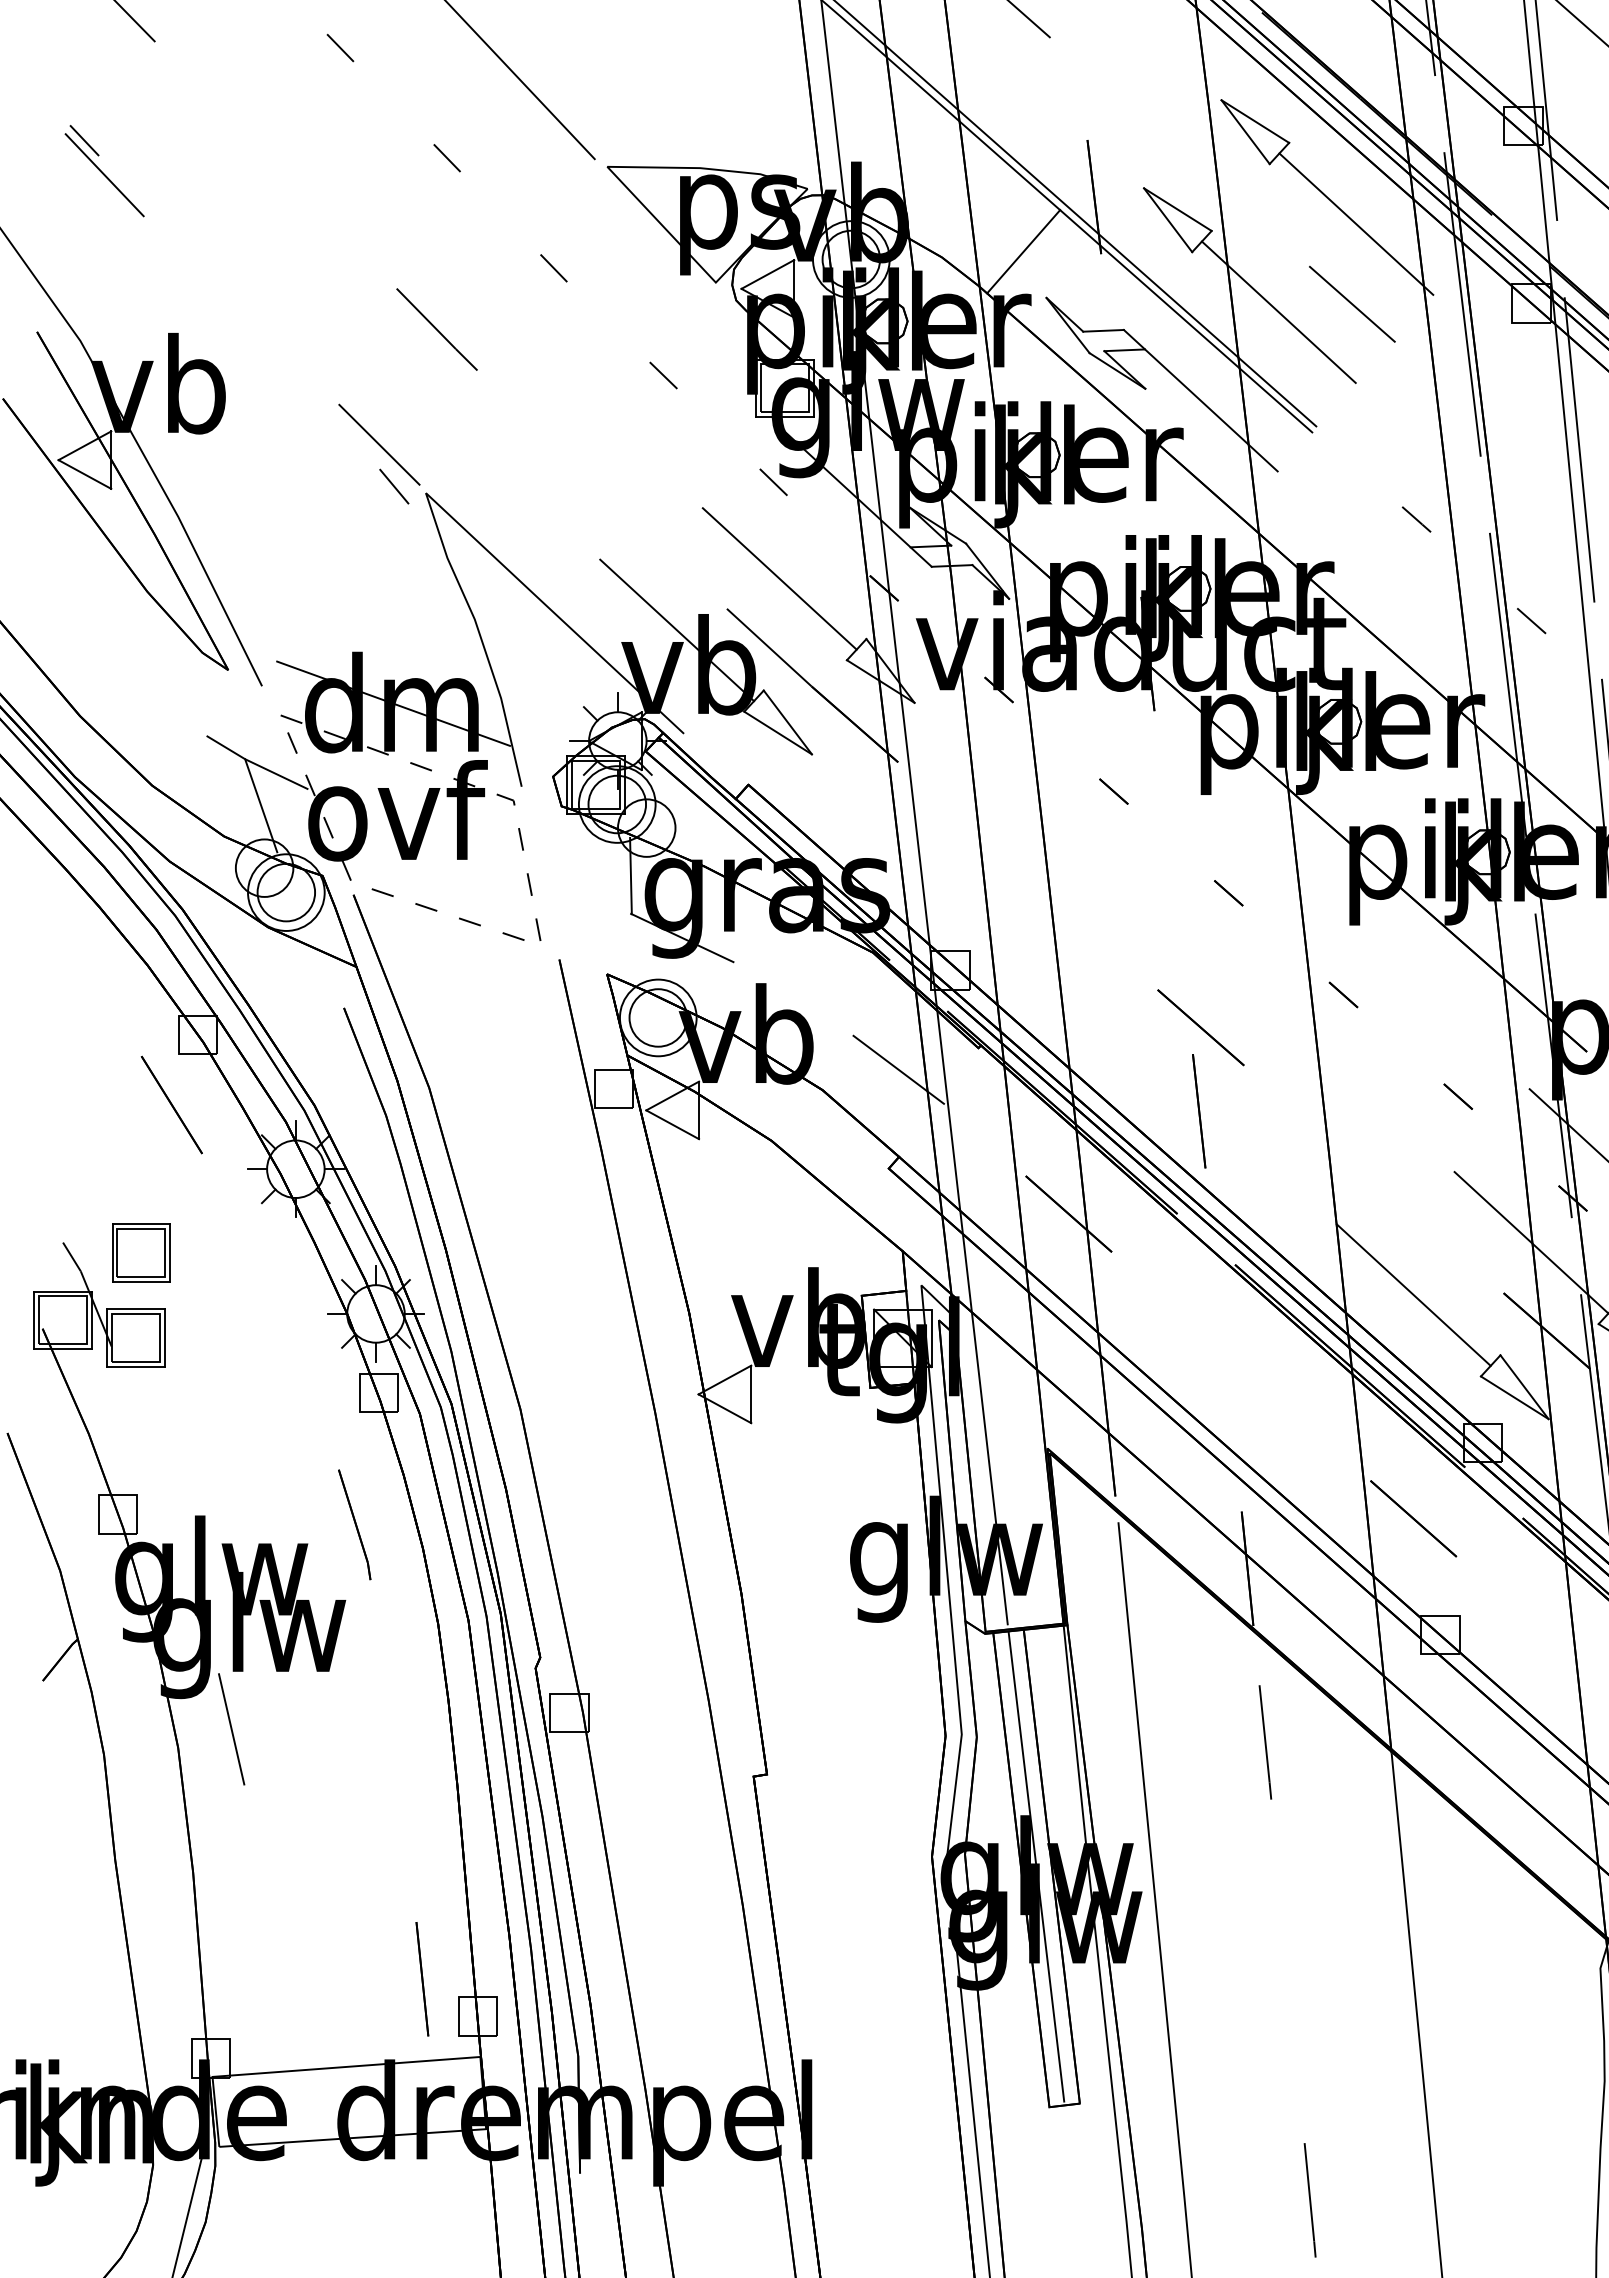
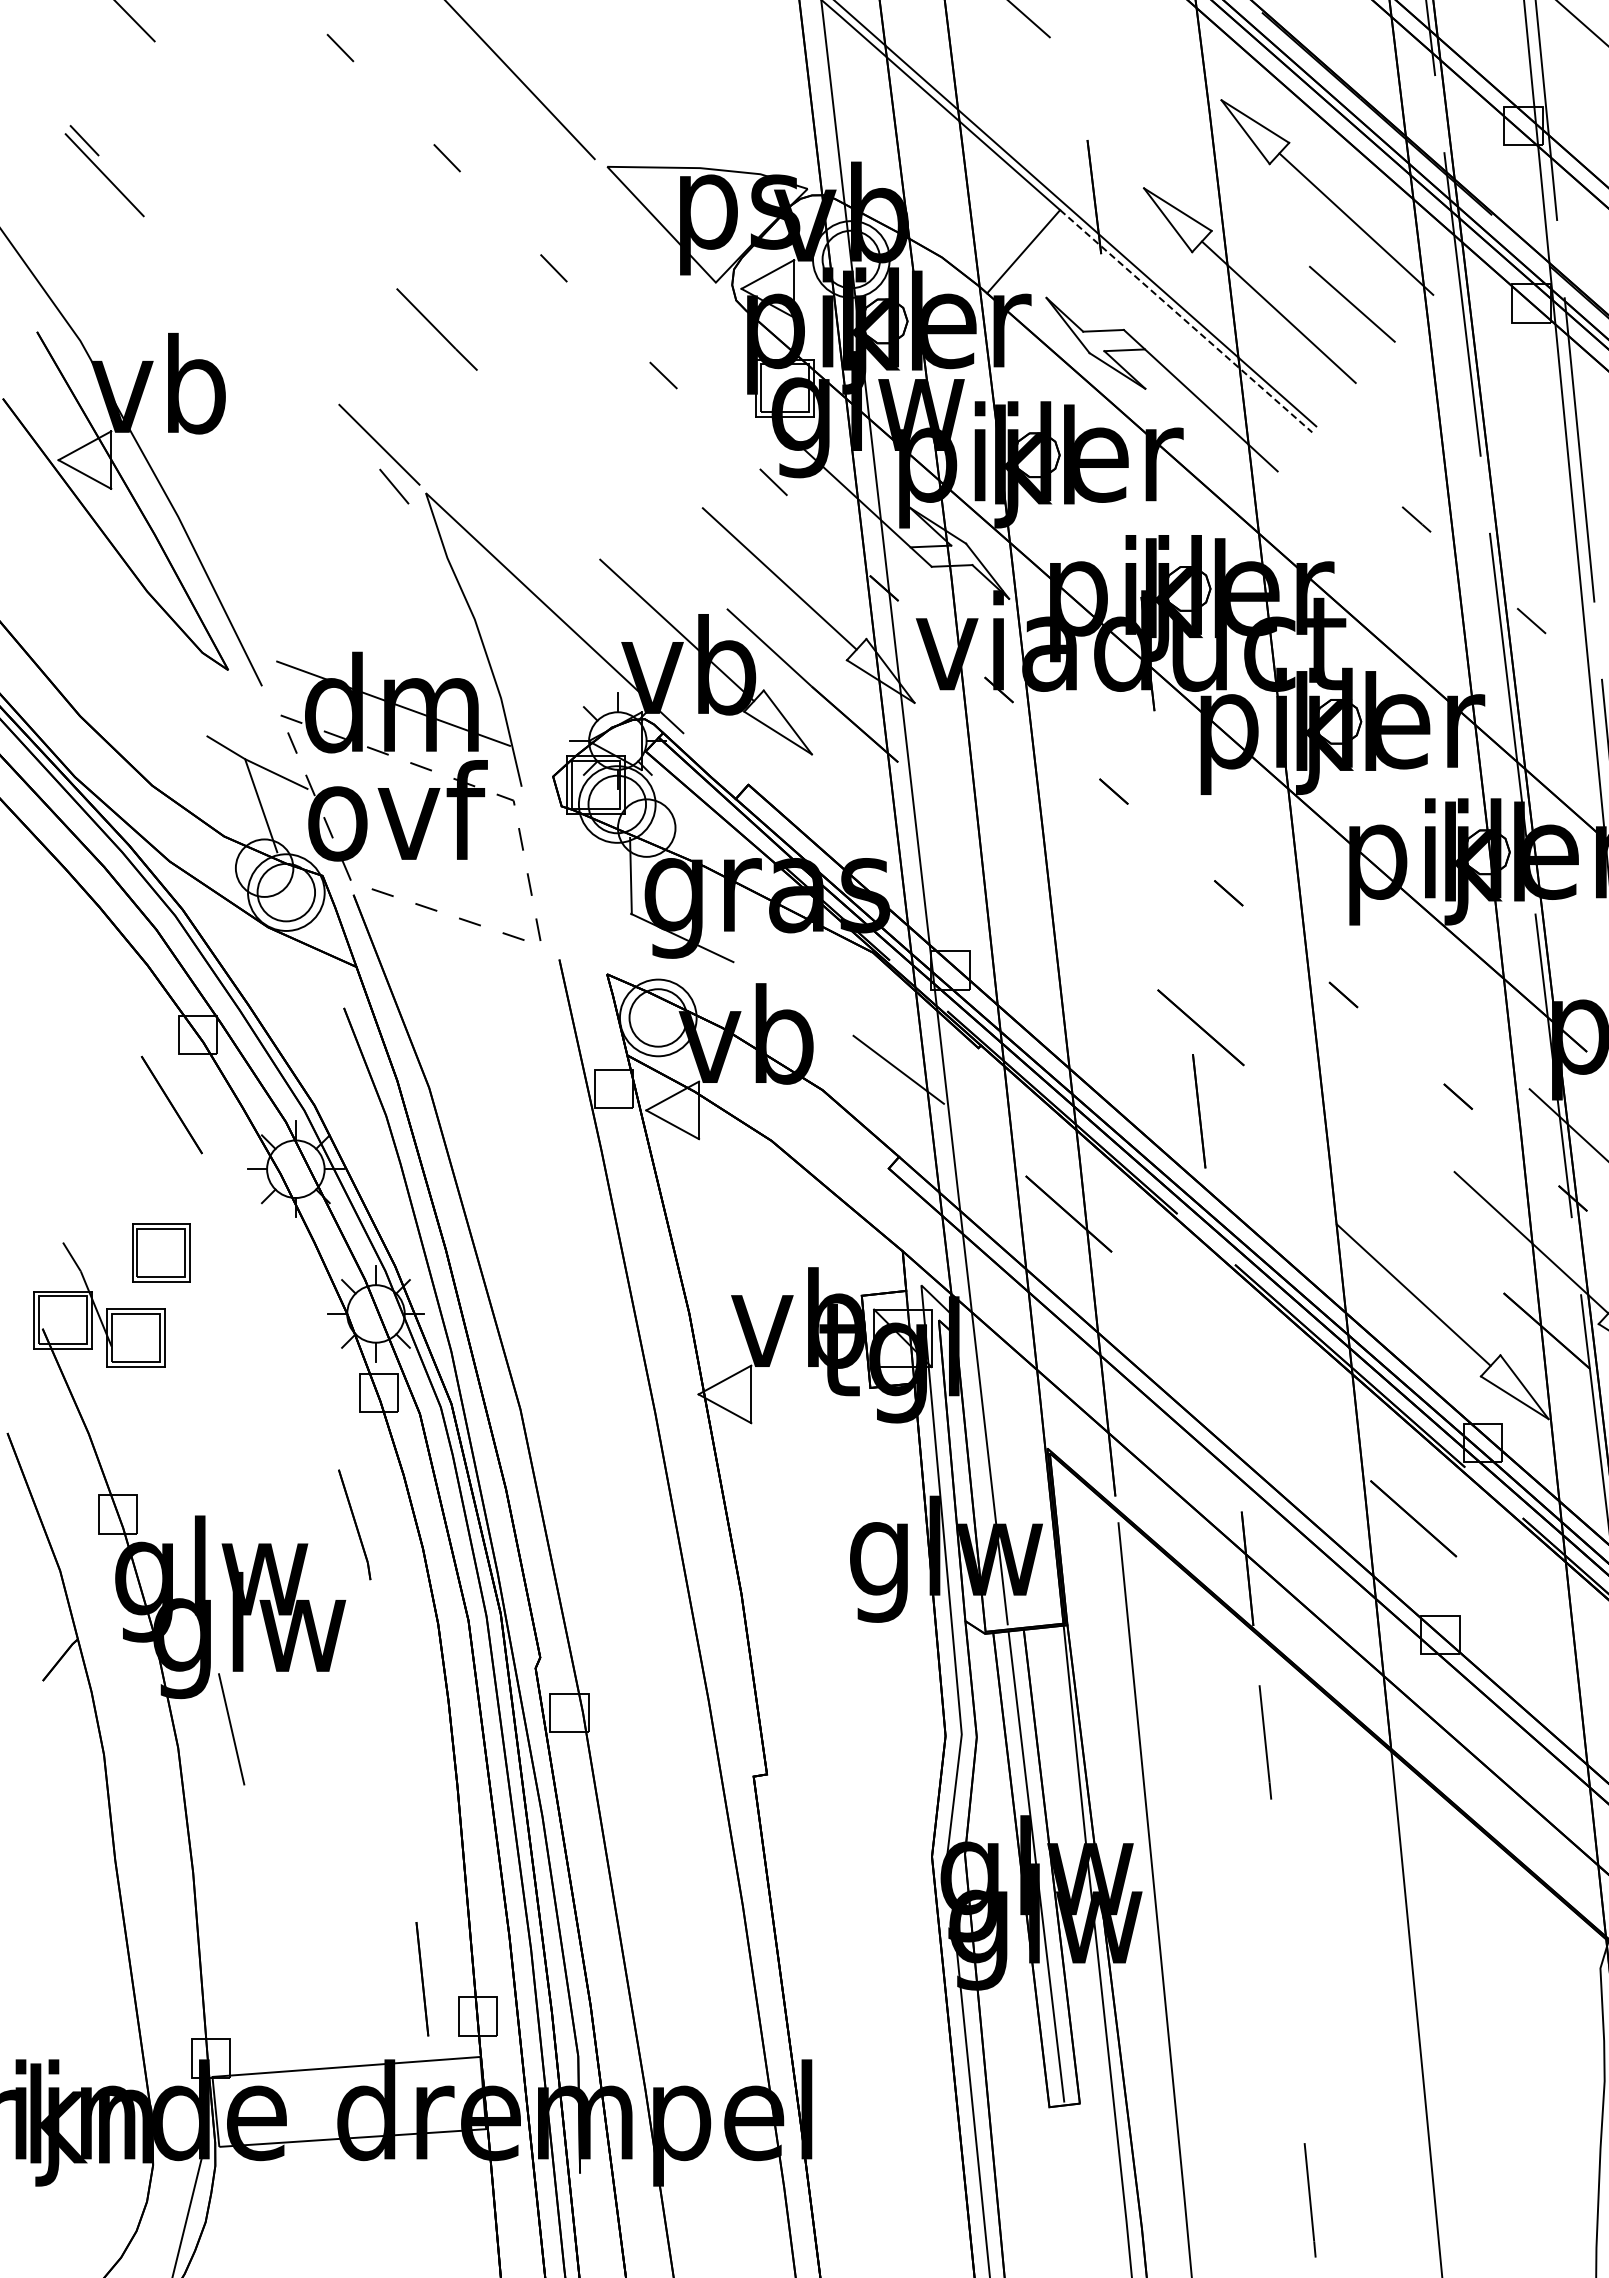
line: solid -> dashed (1186, 321)
part position: (141, 1252) -> (161, 1252) (161, 1252)
